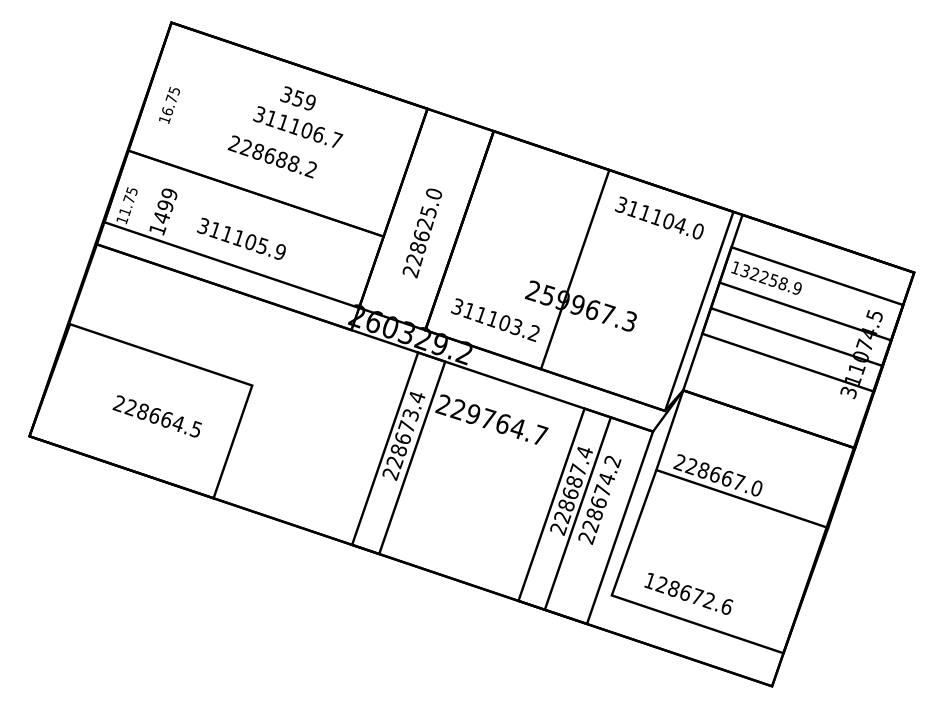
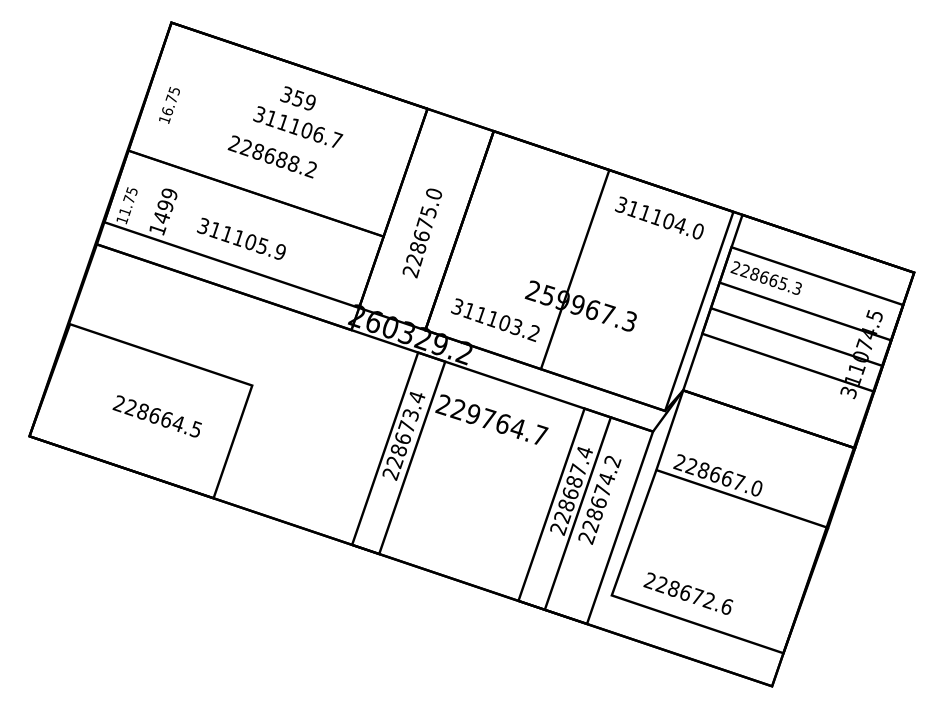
text: 228625.0 -> 228675.0 (424, 223)
text: 132258.9 -> 228665.3 (765, 277)
text: 128672.6 -> 228672.6 (649, 580)
